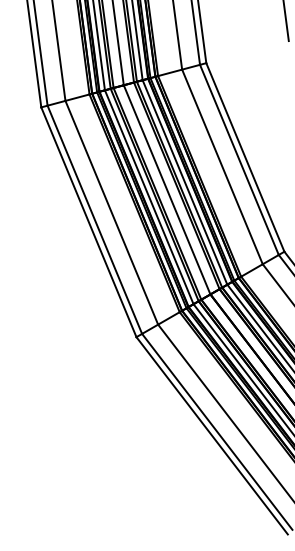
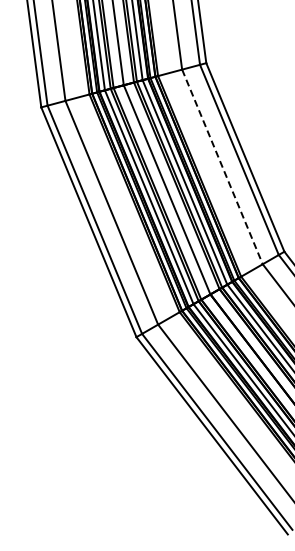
line: present -> none (285, 21)
line: solid -> dashed (222, 167)
